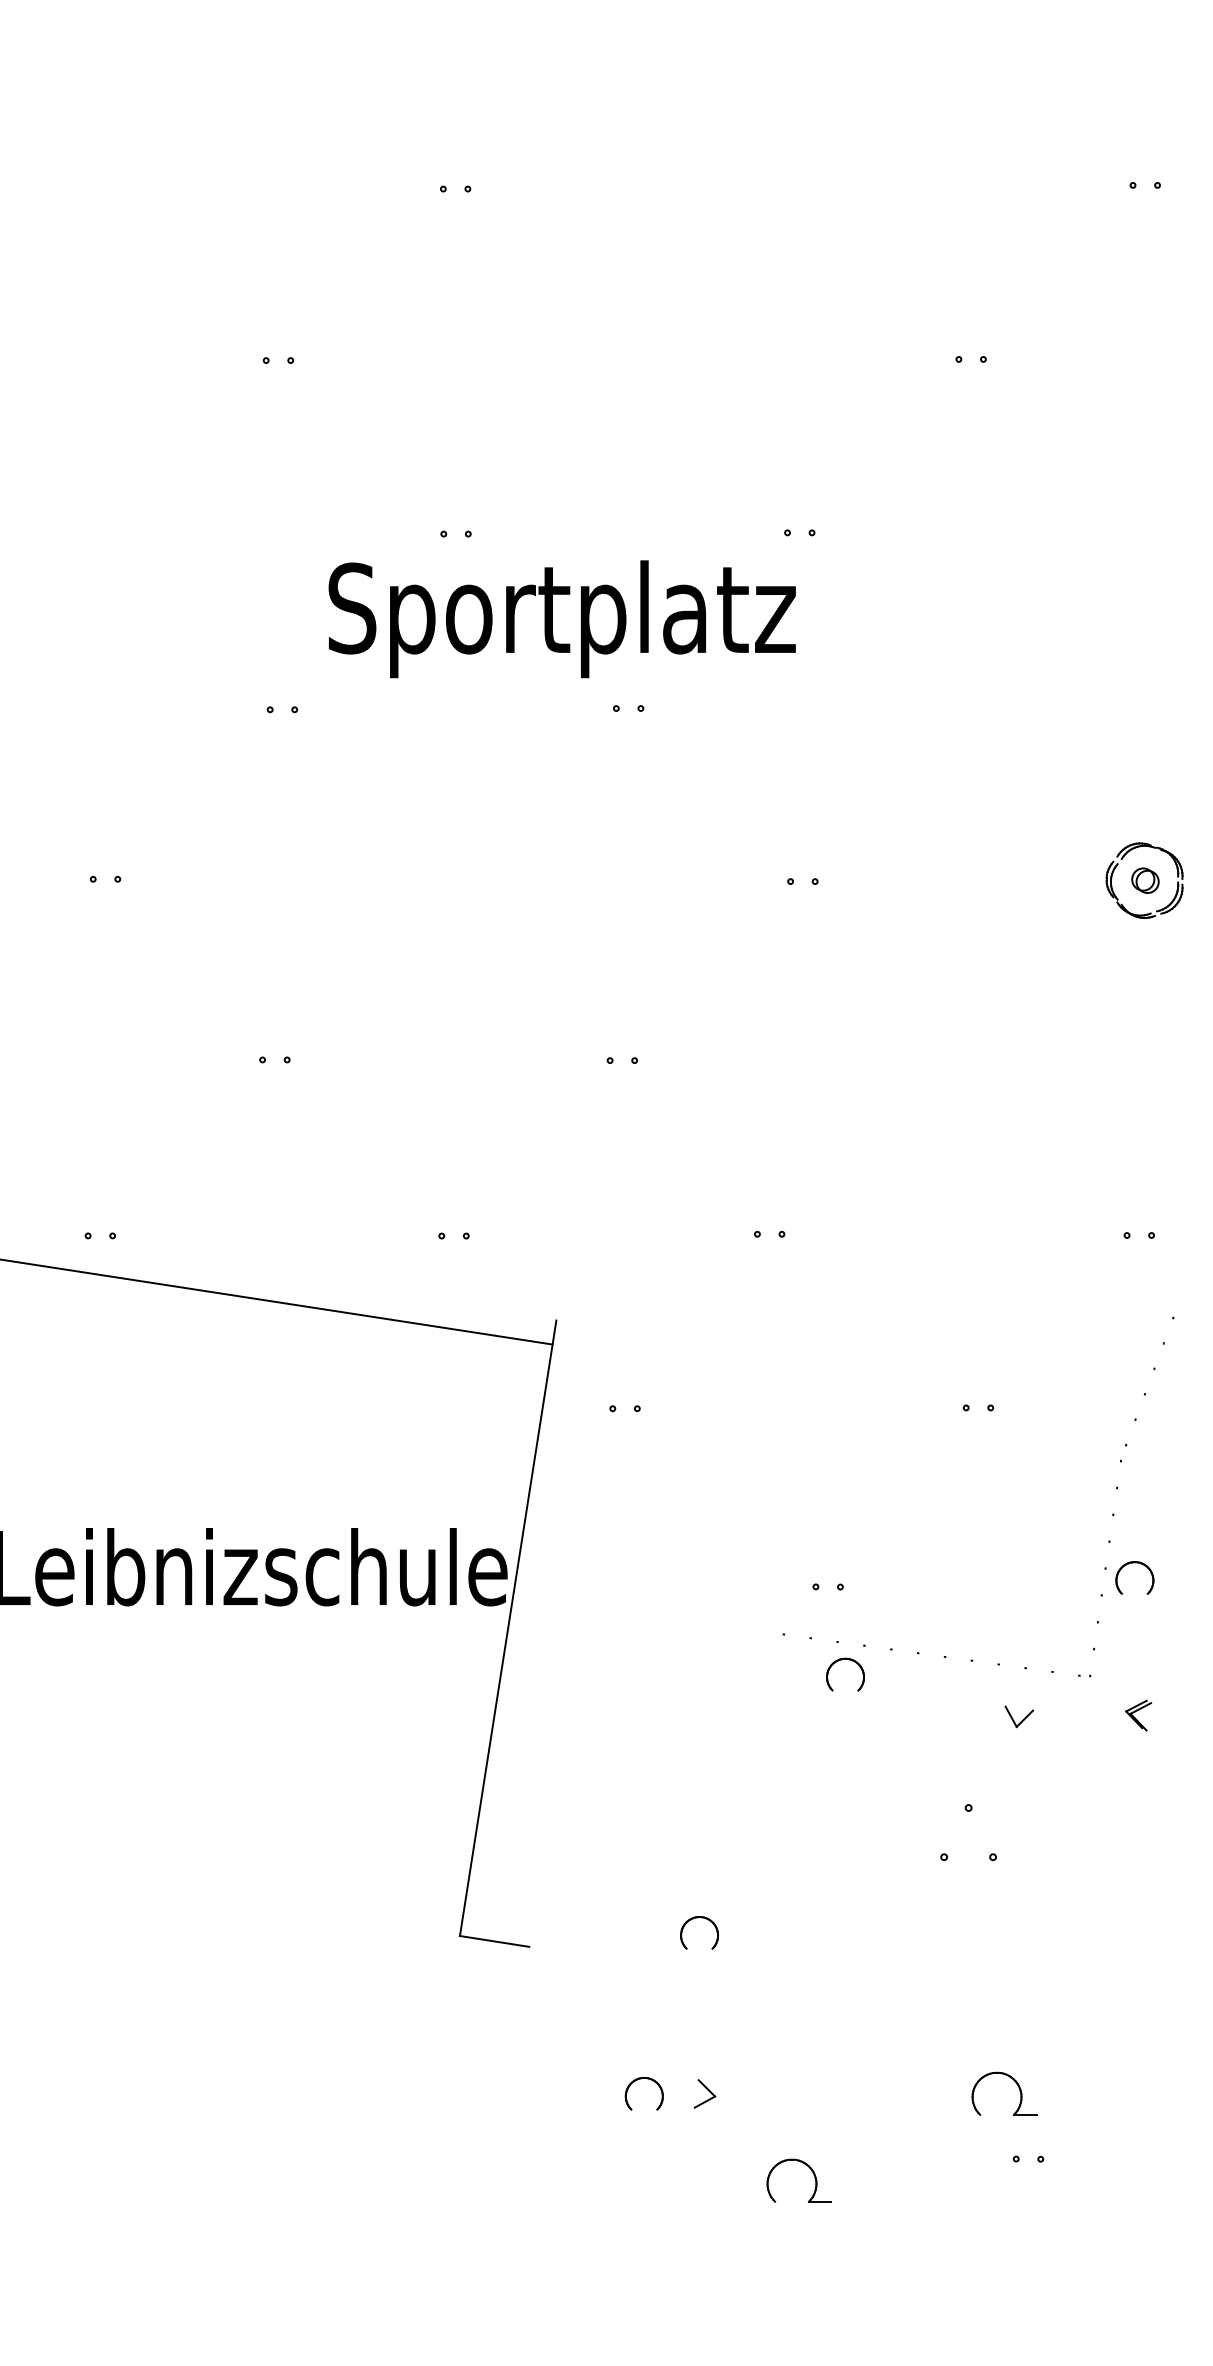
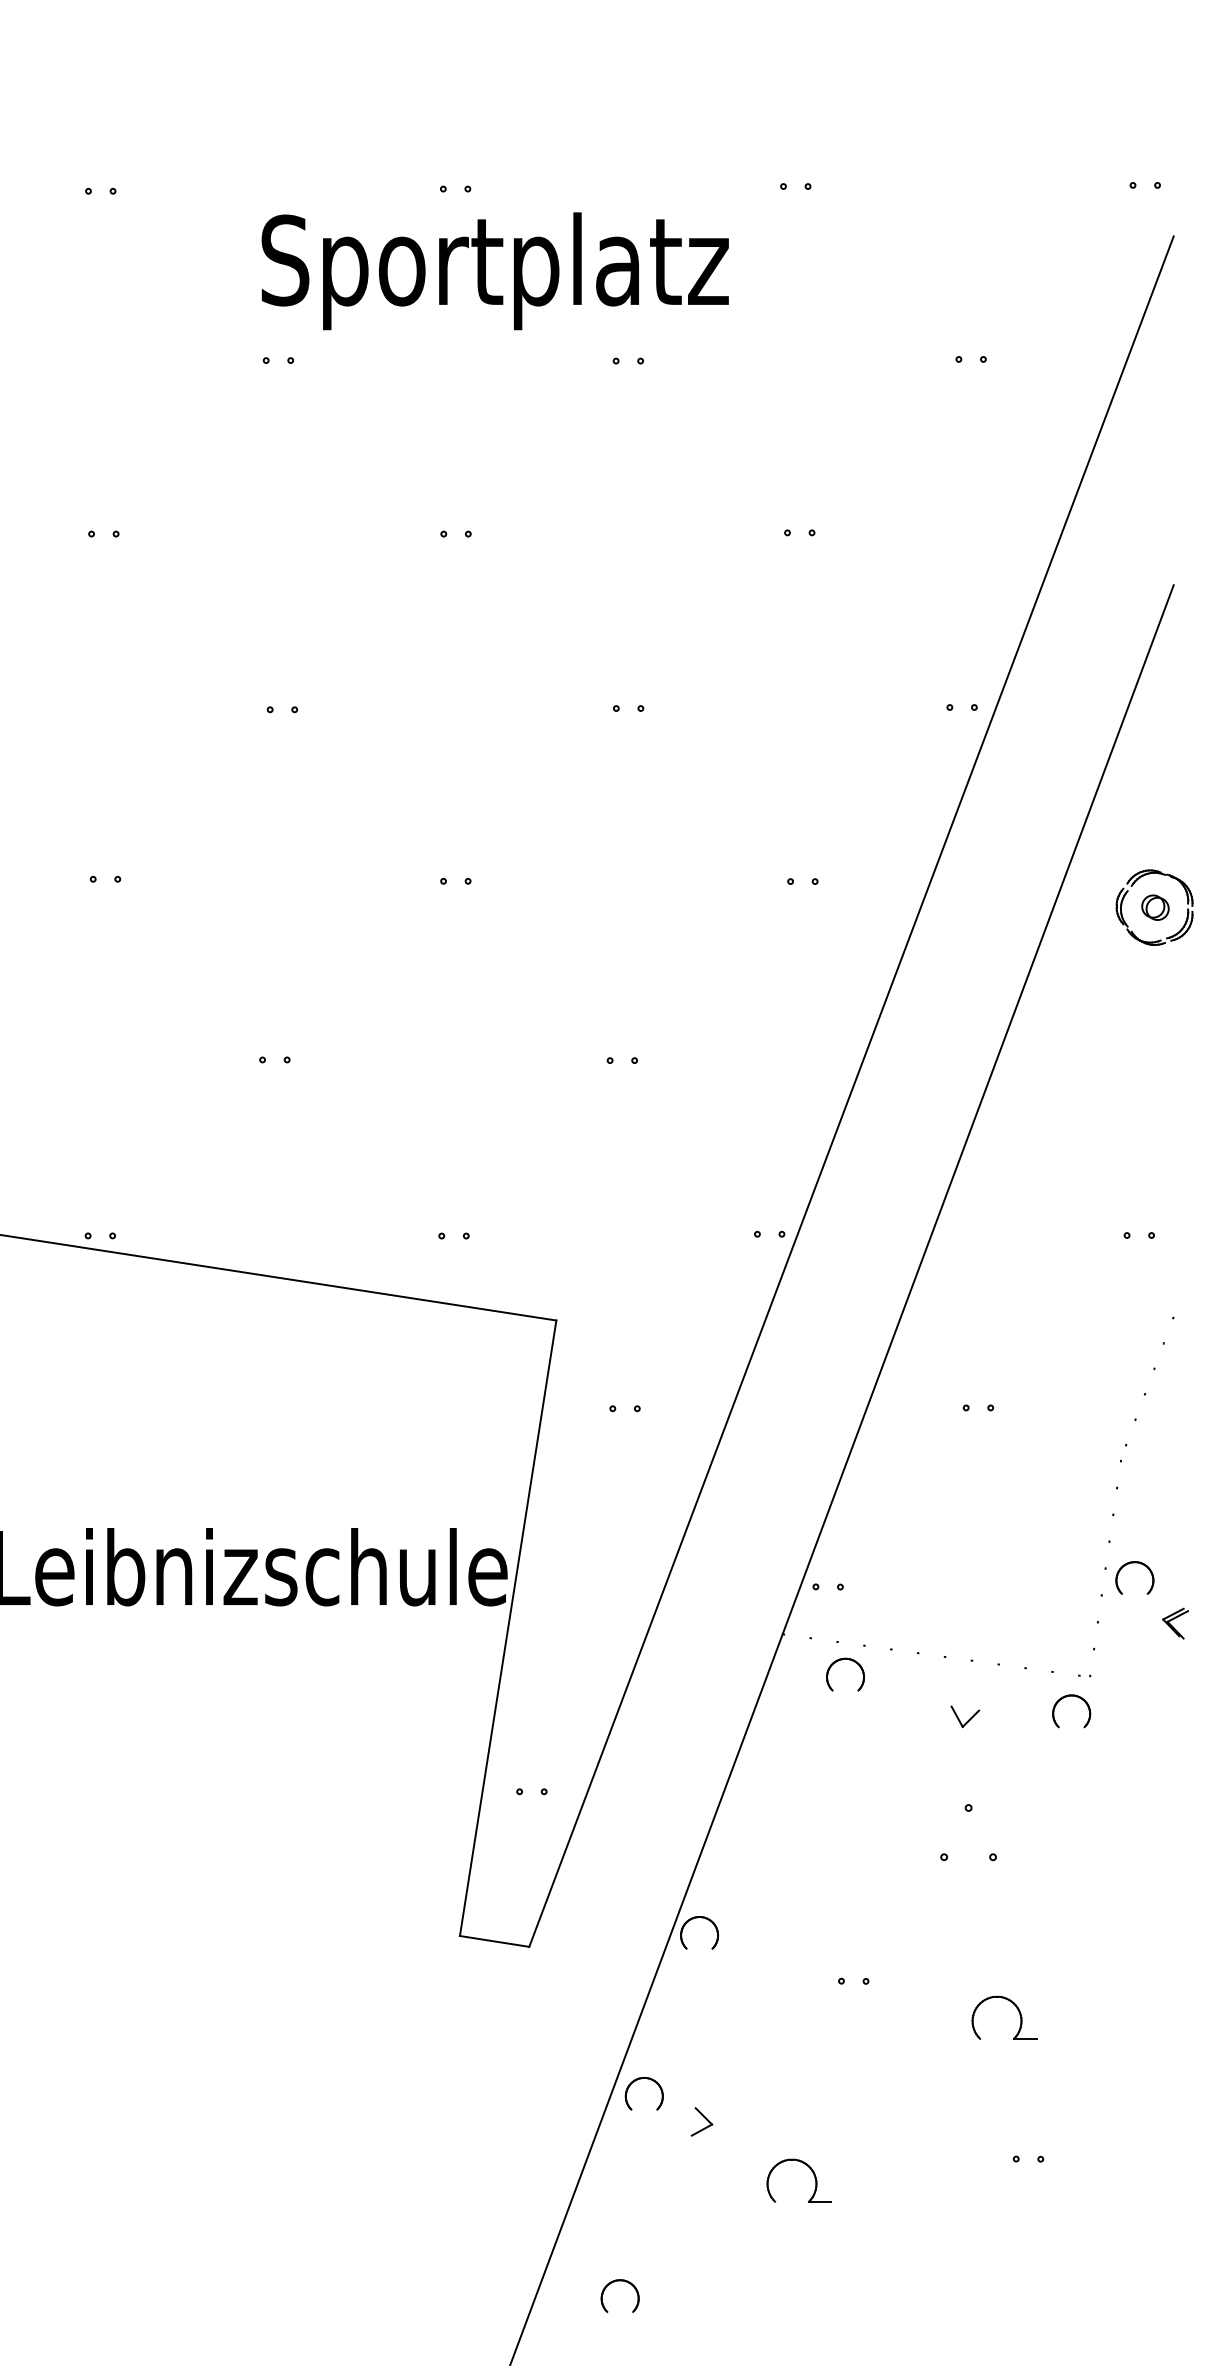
part: none -> present (786, 186)
part: none -> present (91, 190)
part: none -> present (619, 360)
part: none -> present (94, 533)
text position: (561, 619) -> (494, 271) (494, 271)
part: none -> present (953, 707)
part position: (1144, 880) -> (1154, 907) (1154, 907)
part: none -> present (446, 881)
line: none -> present (851, 1091)
line position: (277, 1301) -> (279, 1277) (279, 1277)
line: none -> present (842, 1473)
part: none -> present (1066, 1697)
part position: (1138, 1715) -> (1175, 1623) (1175, 1623)
part position: (1019, 1716) -> (965, 1716) (965, 1716)
part: none -> present (522, 1791)
part: none -> present (844, 1980)
part position: (1017, 2086) -> (1017, 2010) (1017, 2010)
part position: (704, 2093) -> (701, 2121) (701, 2121)
part: none -> present (614, 2282)
